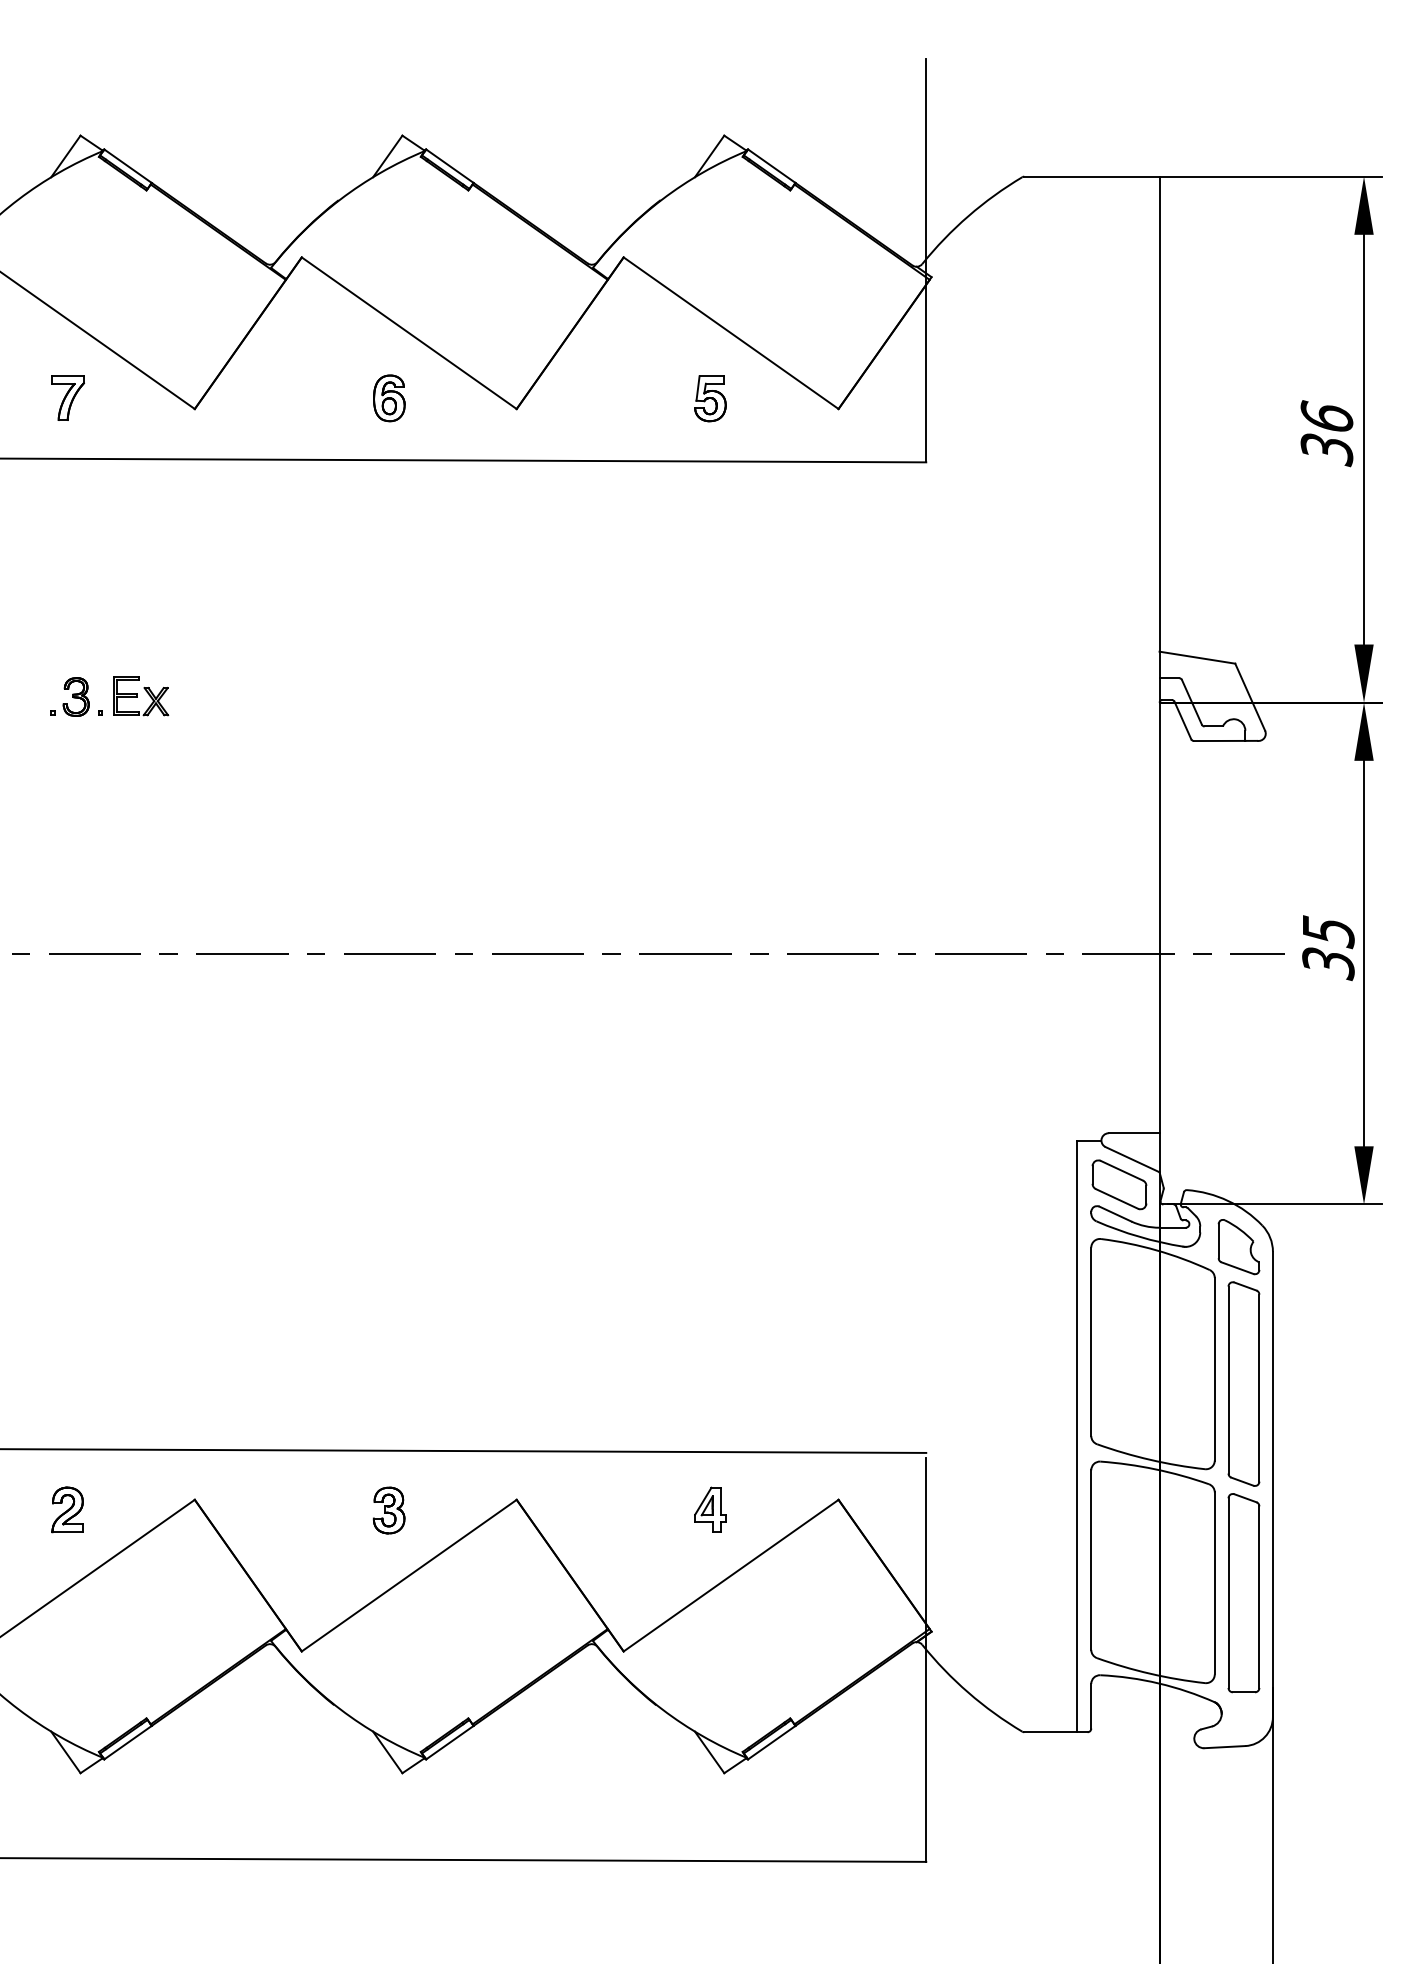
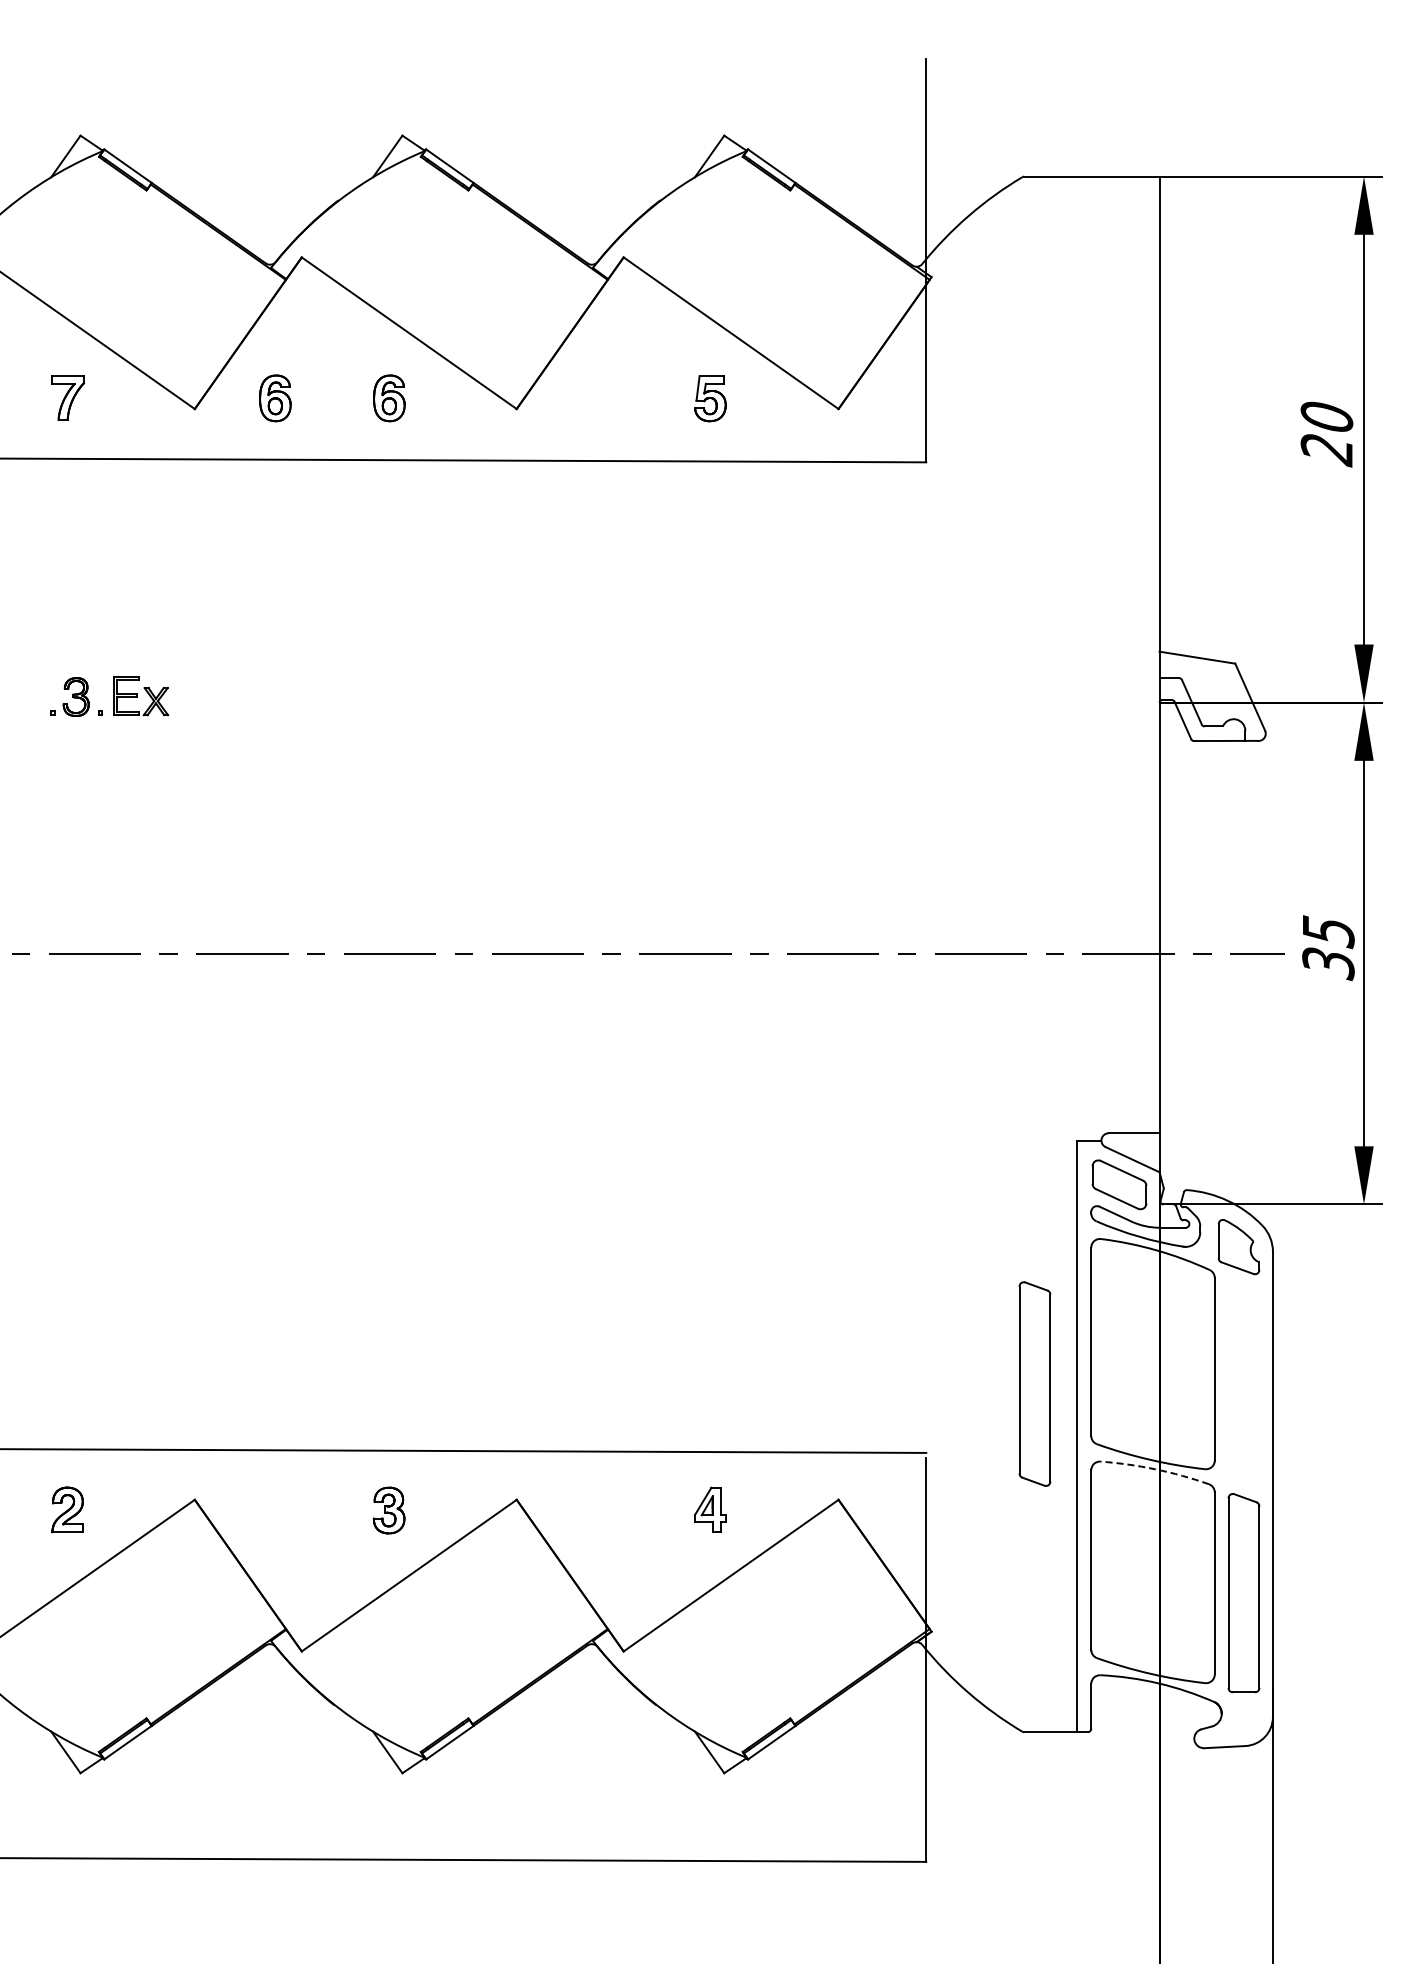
part: none -> present (275, 398)
text: 36 -> 20 (1326, 433)
part position: (1243, 1383) -> (1034, 1383) (1034, 1383)
arc: solid -> dashed (1155, 1469)
